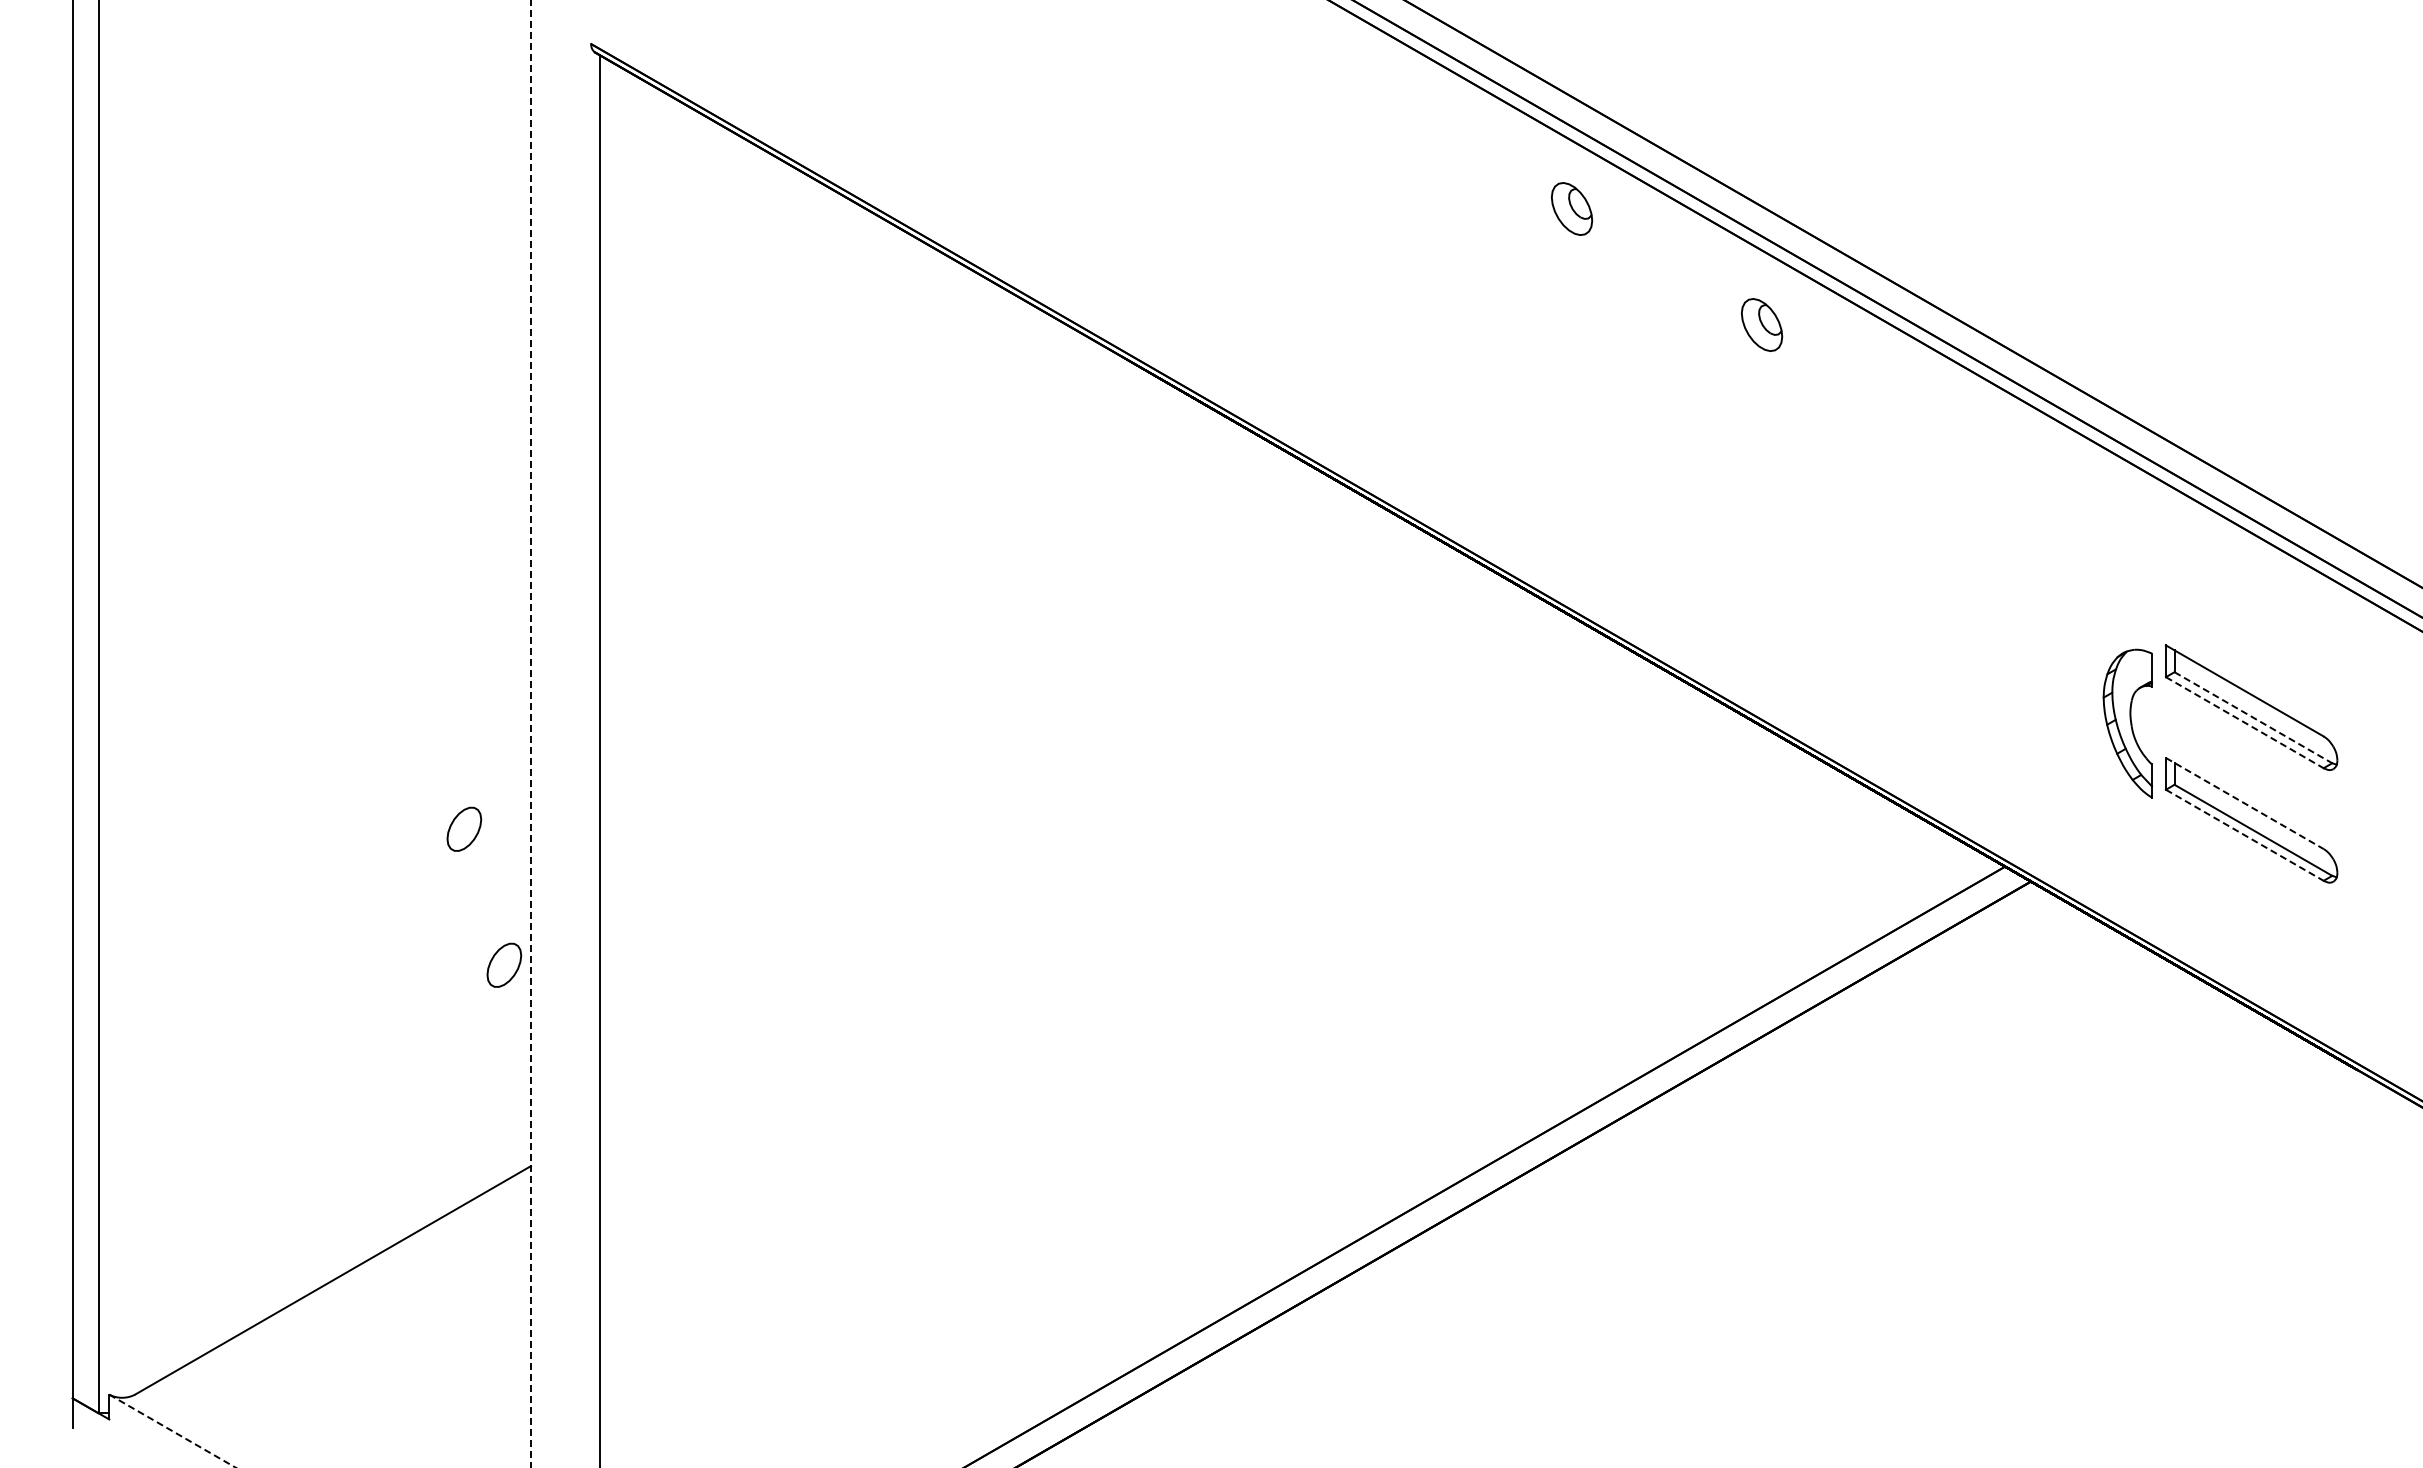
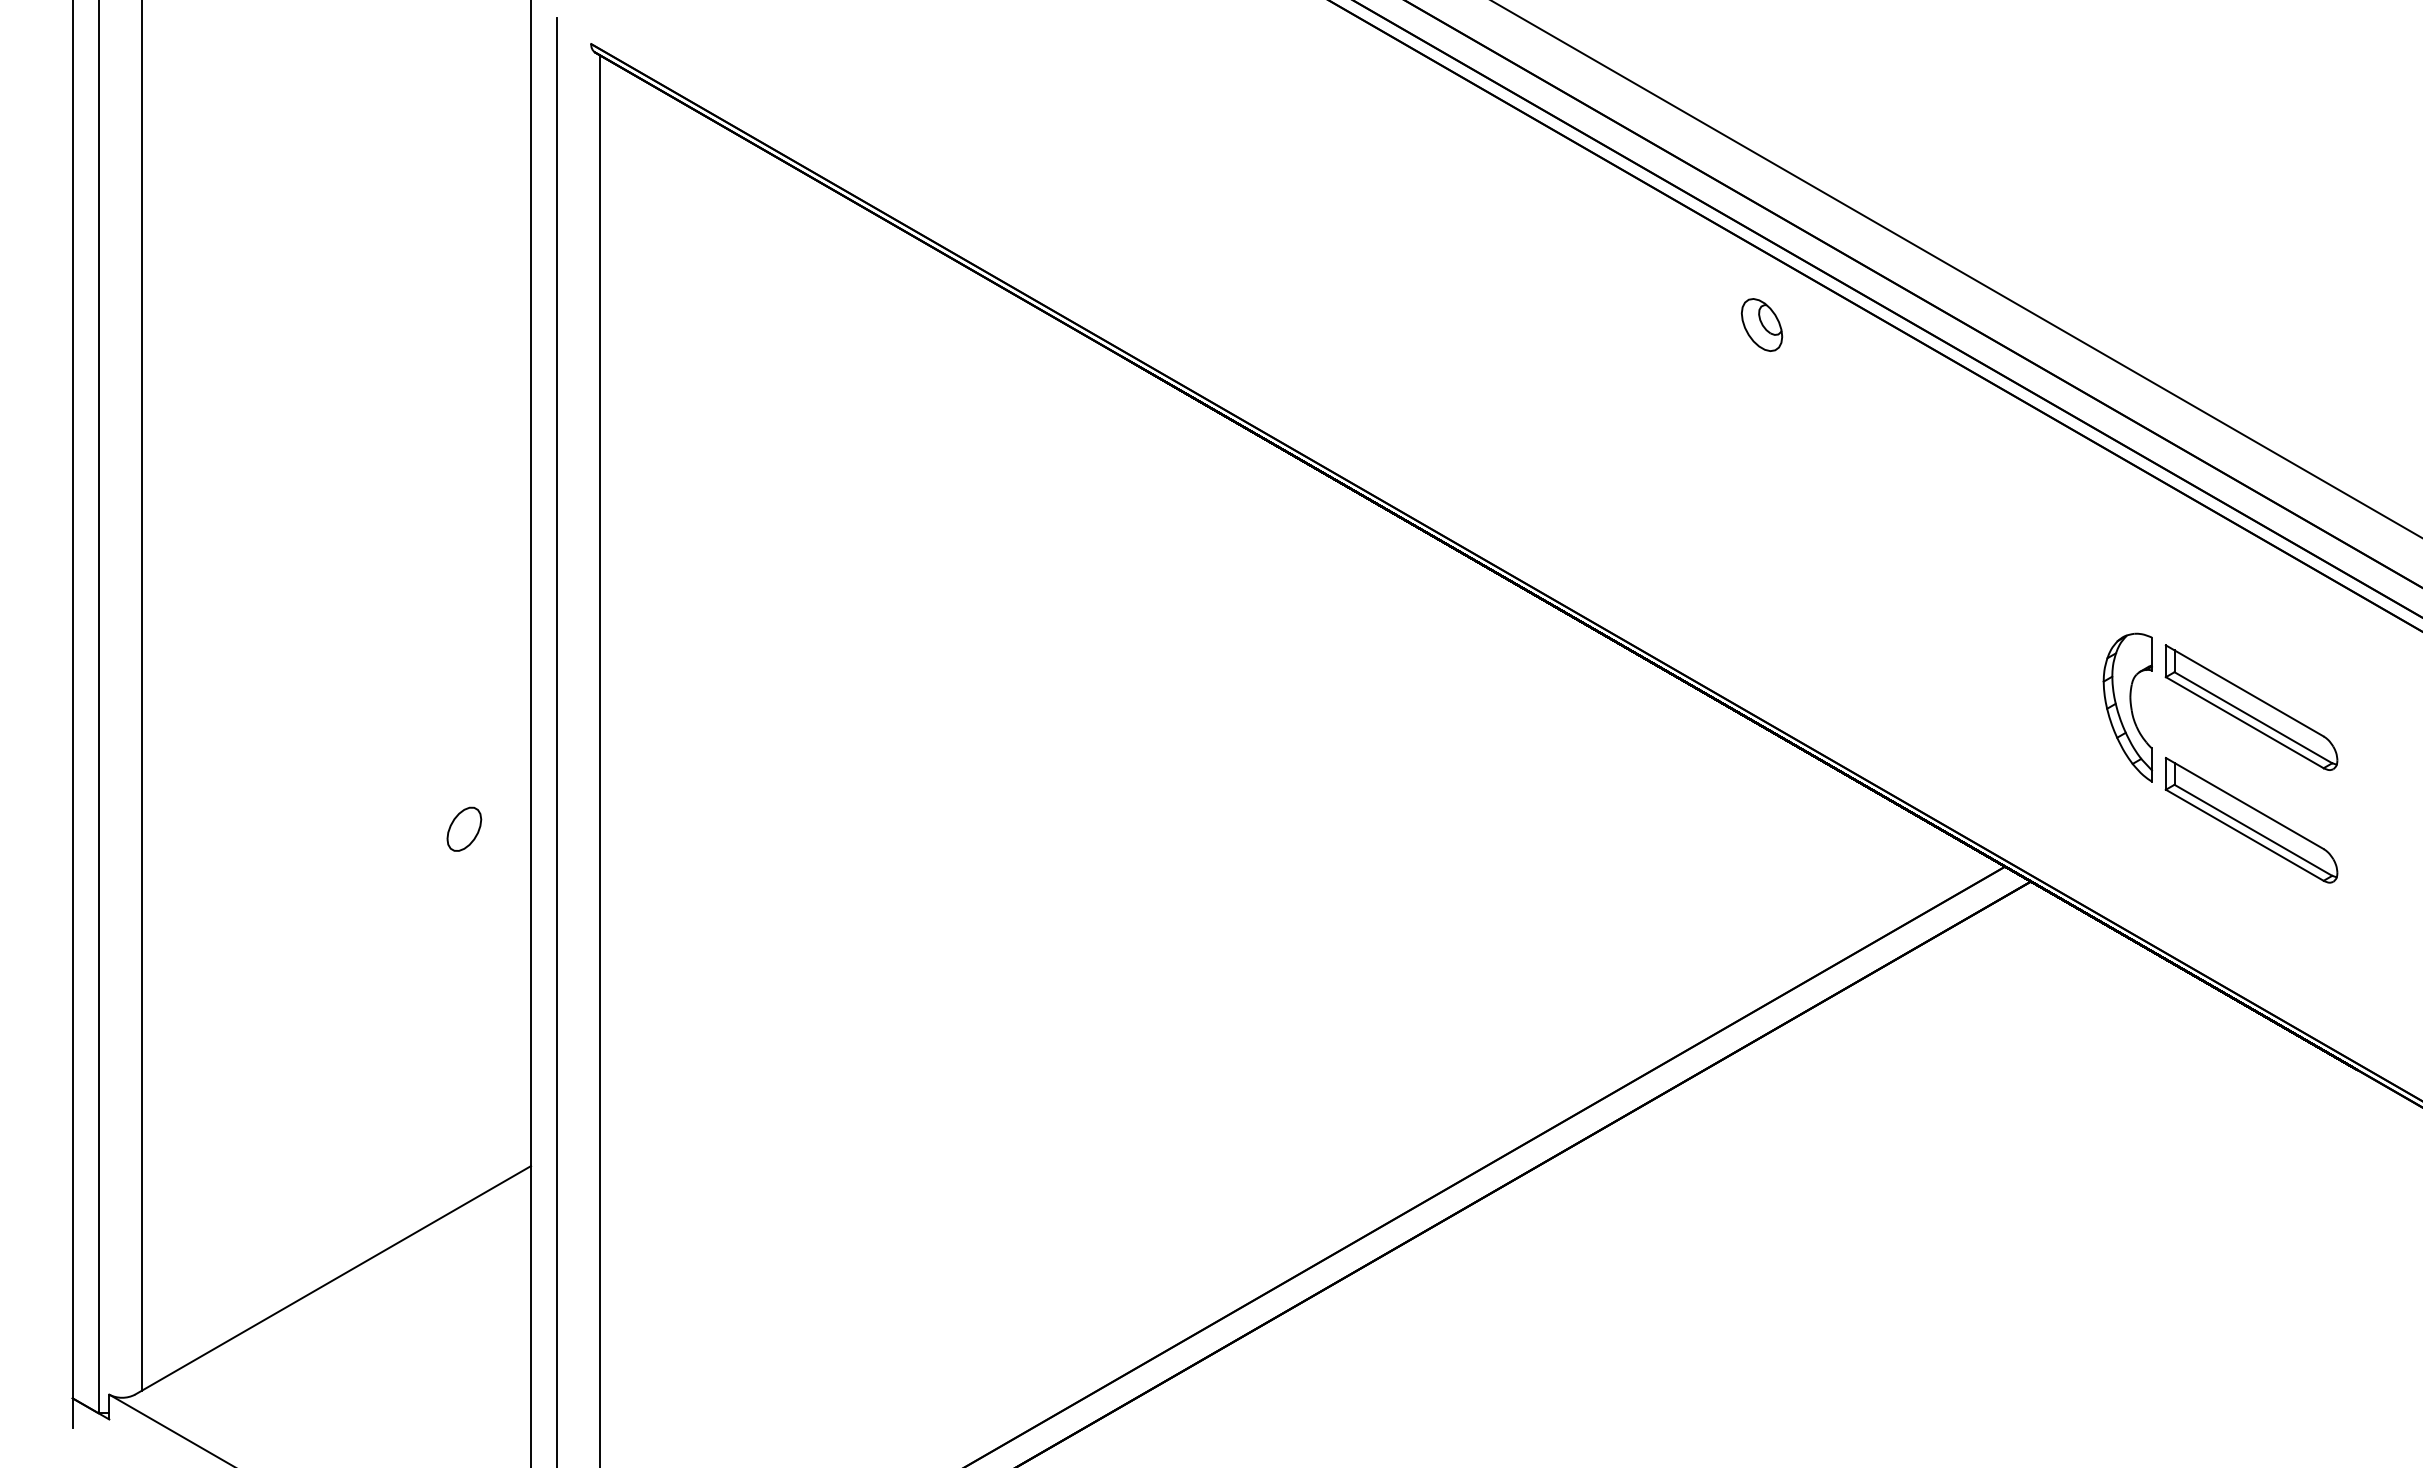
part: present -> none (1571, 208)
line: none -> present (1956, 269)
line: none -> present (141, 696)
line: dashed -> solid (2253, 717)
line: dashed -> solid (2245, 722)
part position: (2127, 723) -> (2127, 707) (2127, 707)
line: dashed -> solid (531, 734)
line: none -> present (556, 740)
line: dashed -> solid (2245, 803)
line: dashed -> solid (2245, 835)
part: present -> none (504, 964)
line: dashed -> solid (172, 1431)
